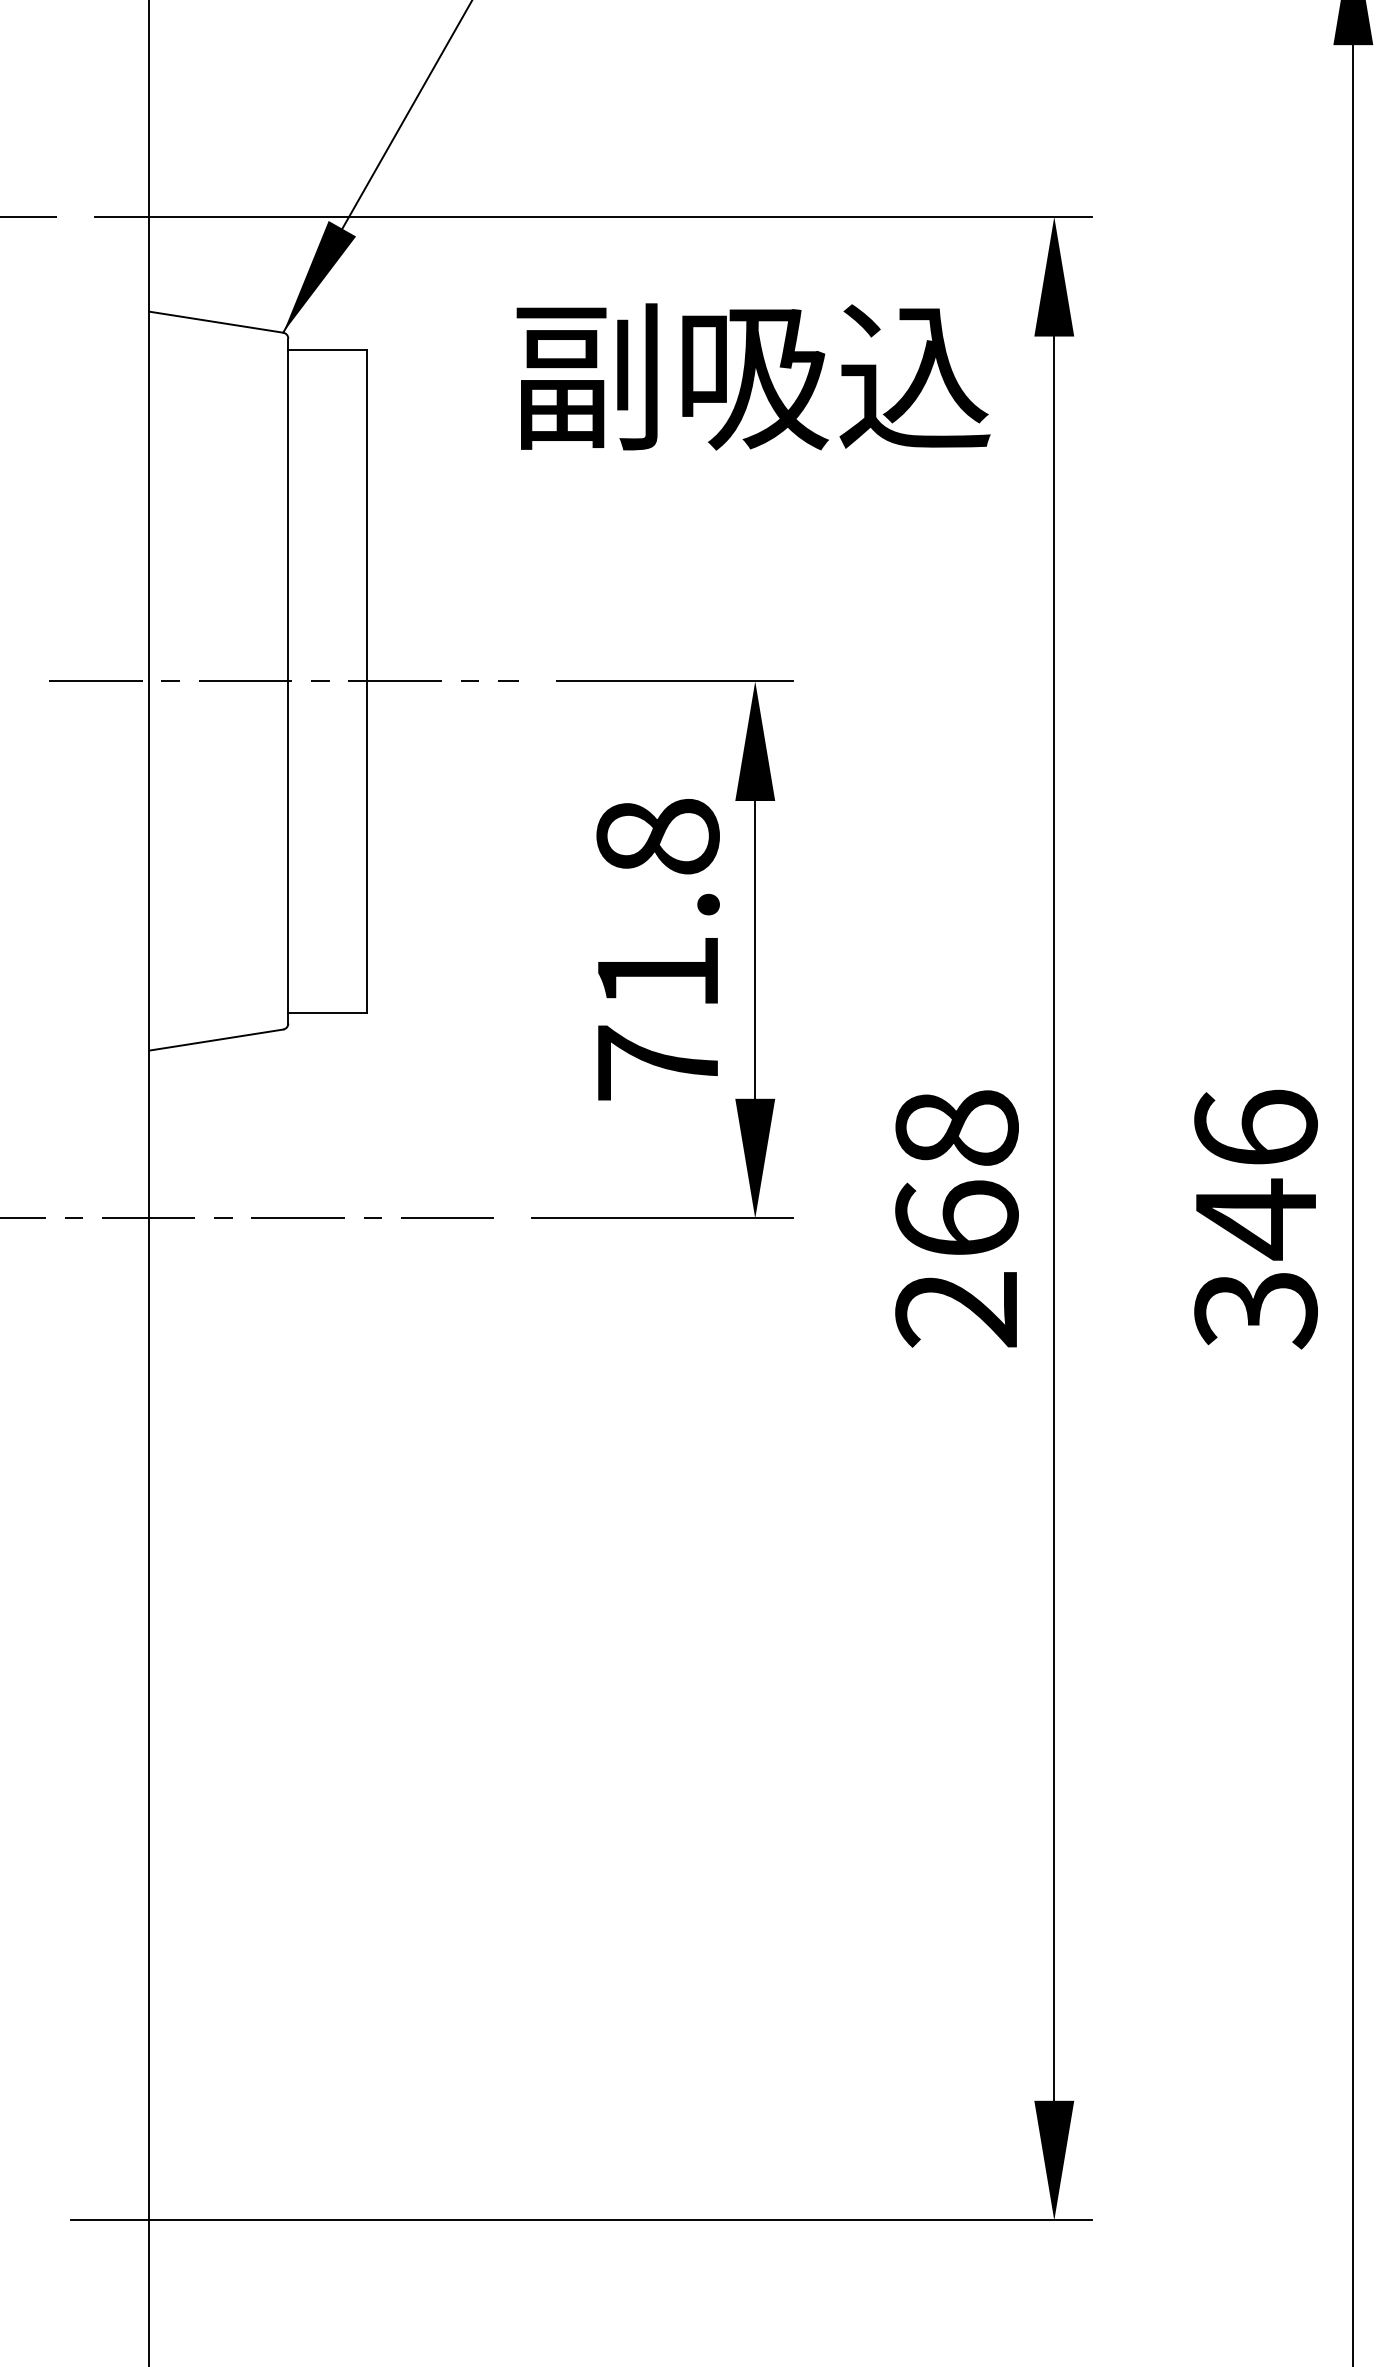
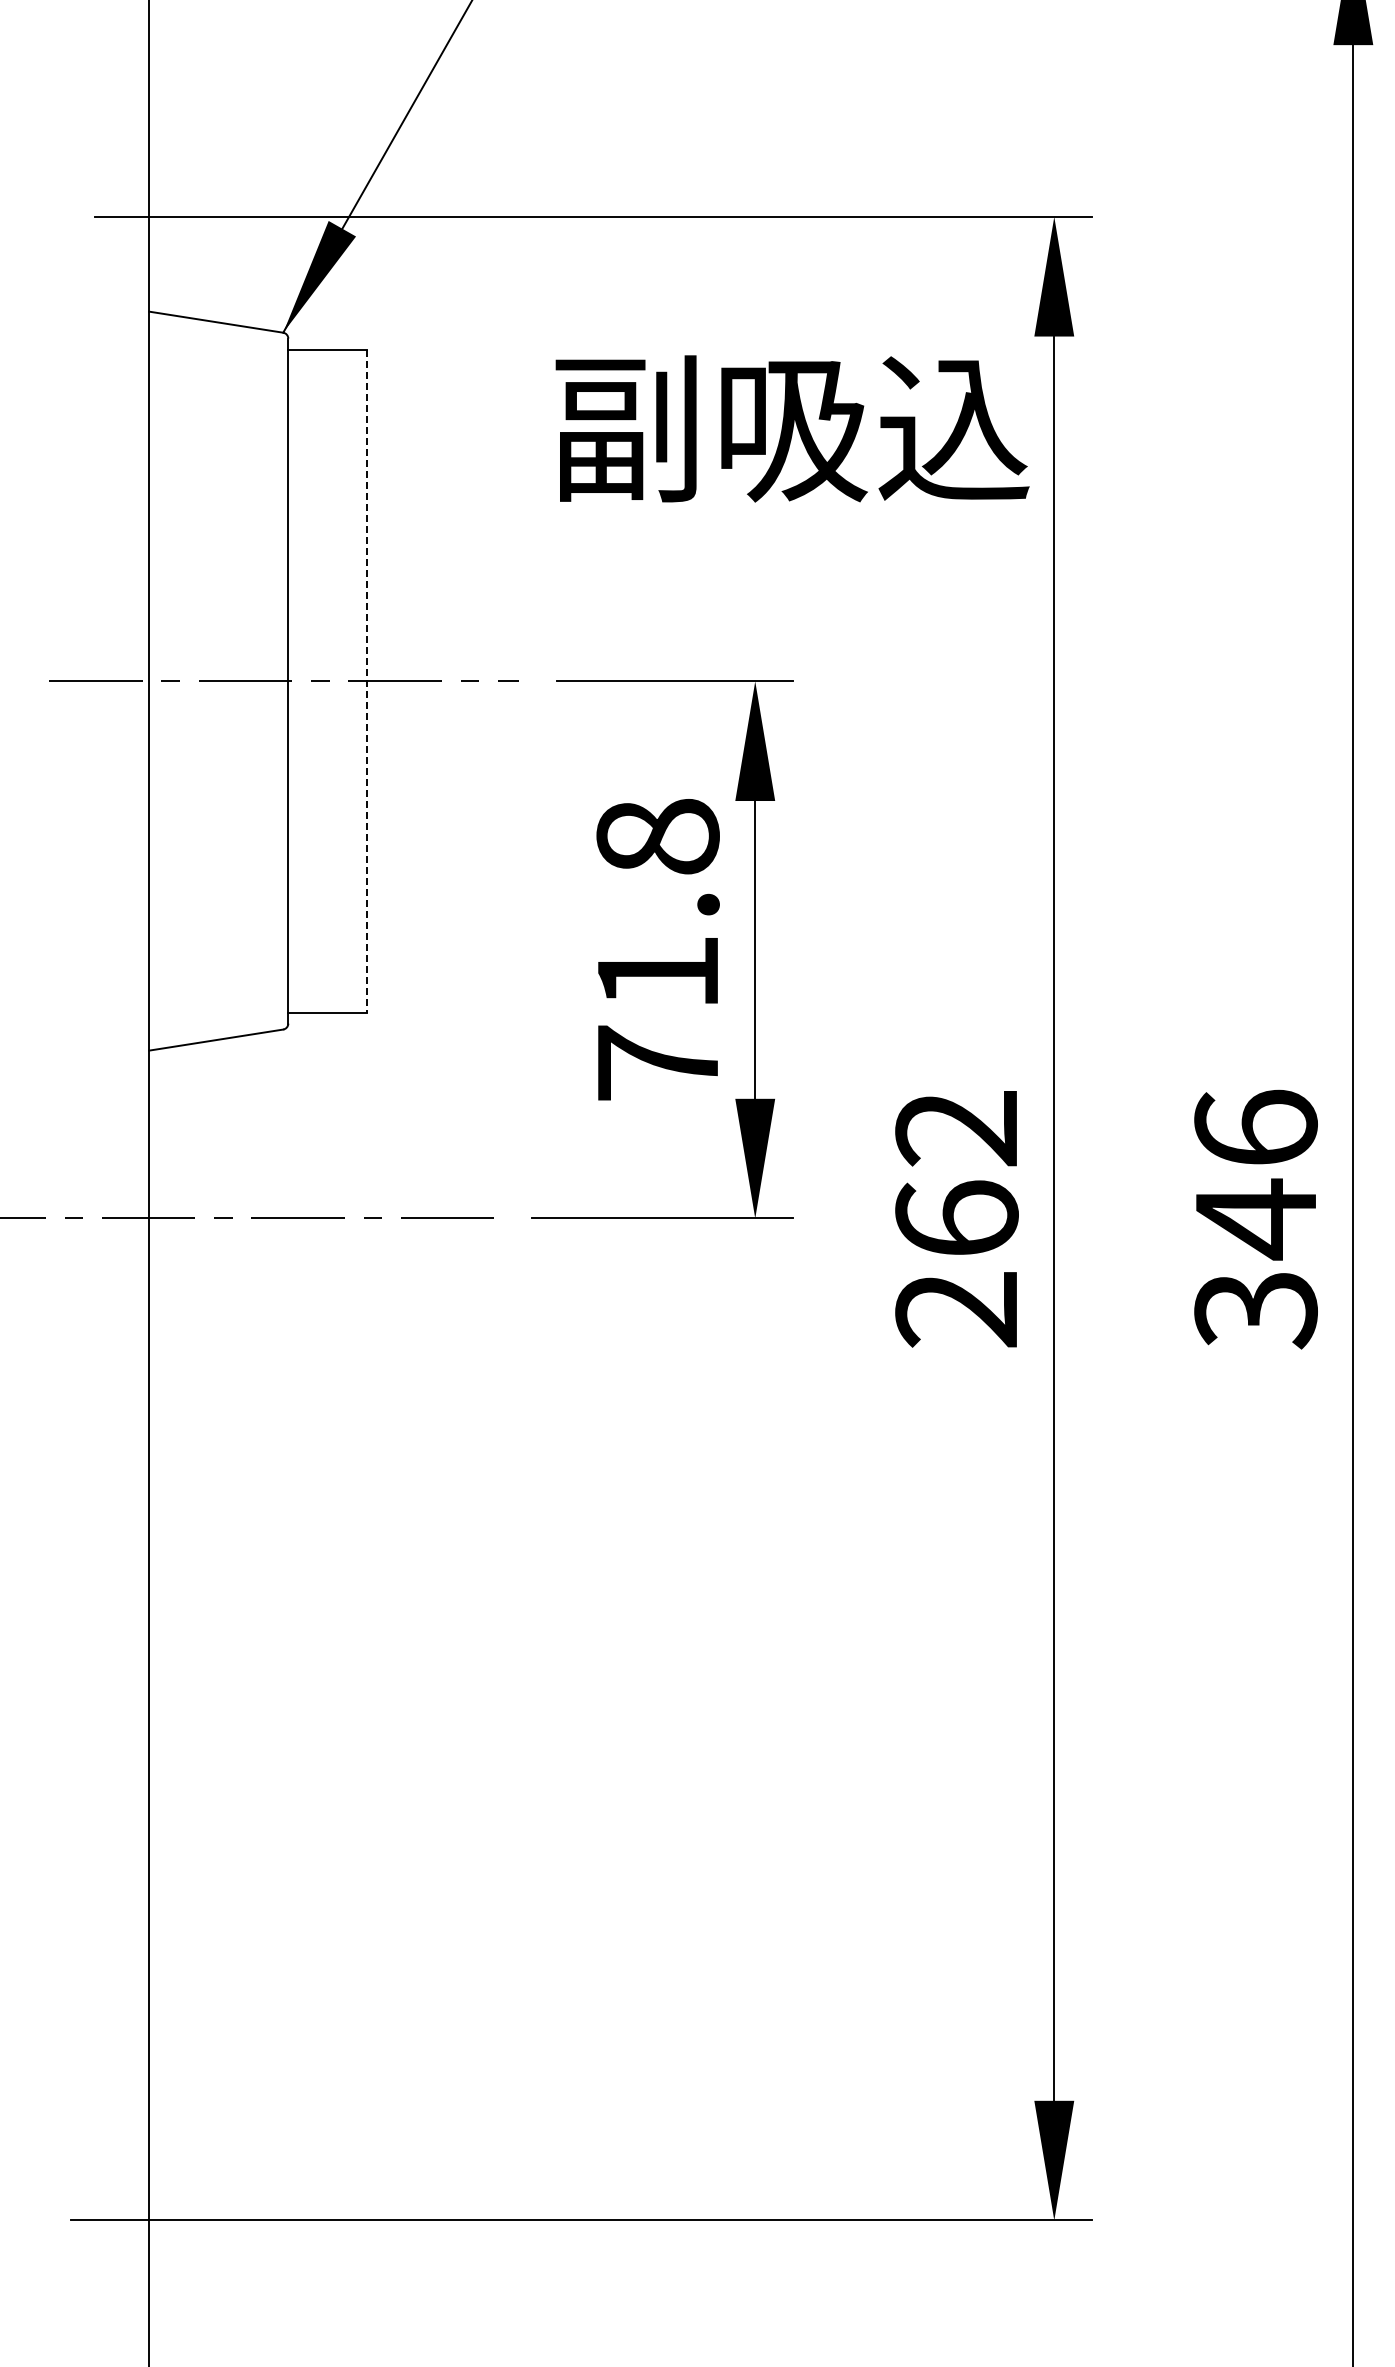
line: present -> none (29, 216)
text position: (753, 376) -> (792, 428) (792, 428)
line: solid -> dashed (366, 681)
text: 268 -> 262 (956, 1128)
